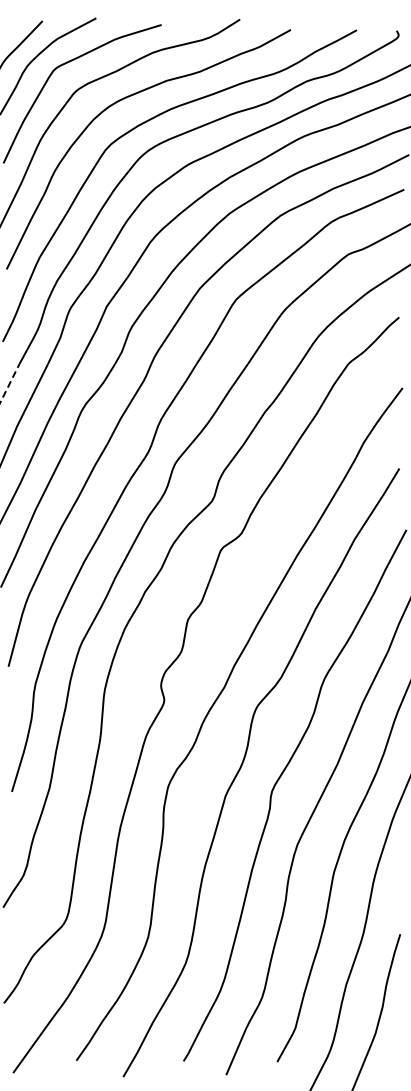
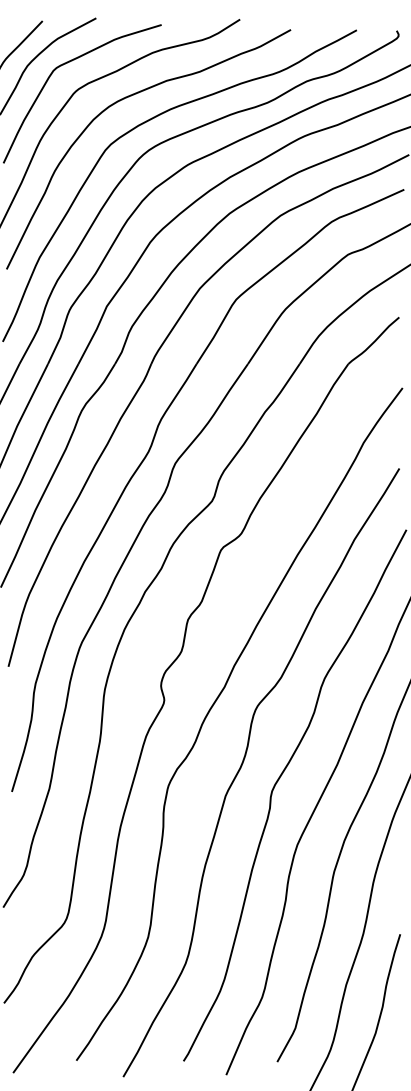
line: dashed -> solid (9, 383)
